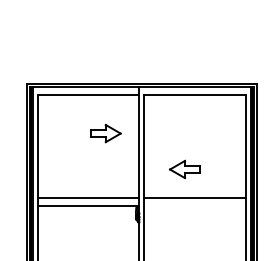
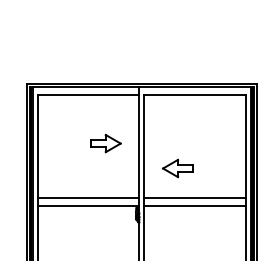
part position: (105, 133) -> (105, 143) (105, 143)
part position: (184, 169) -> (177, 168) (177, 168)
line: none -> present (194, 205)
